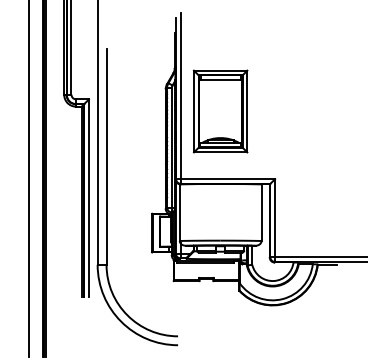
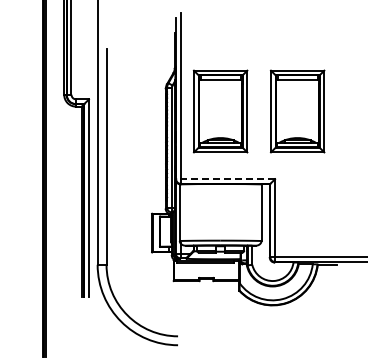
part: none -> present (297, 111)
line: present -> none (29, 179)
line: solid -> dashed (225, 179)
